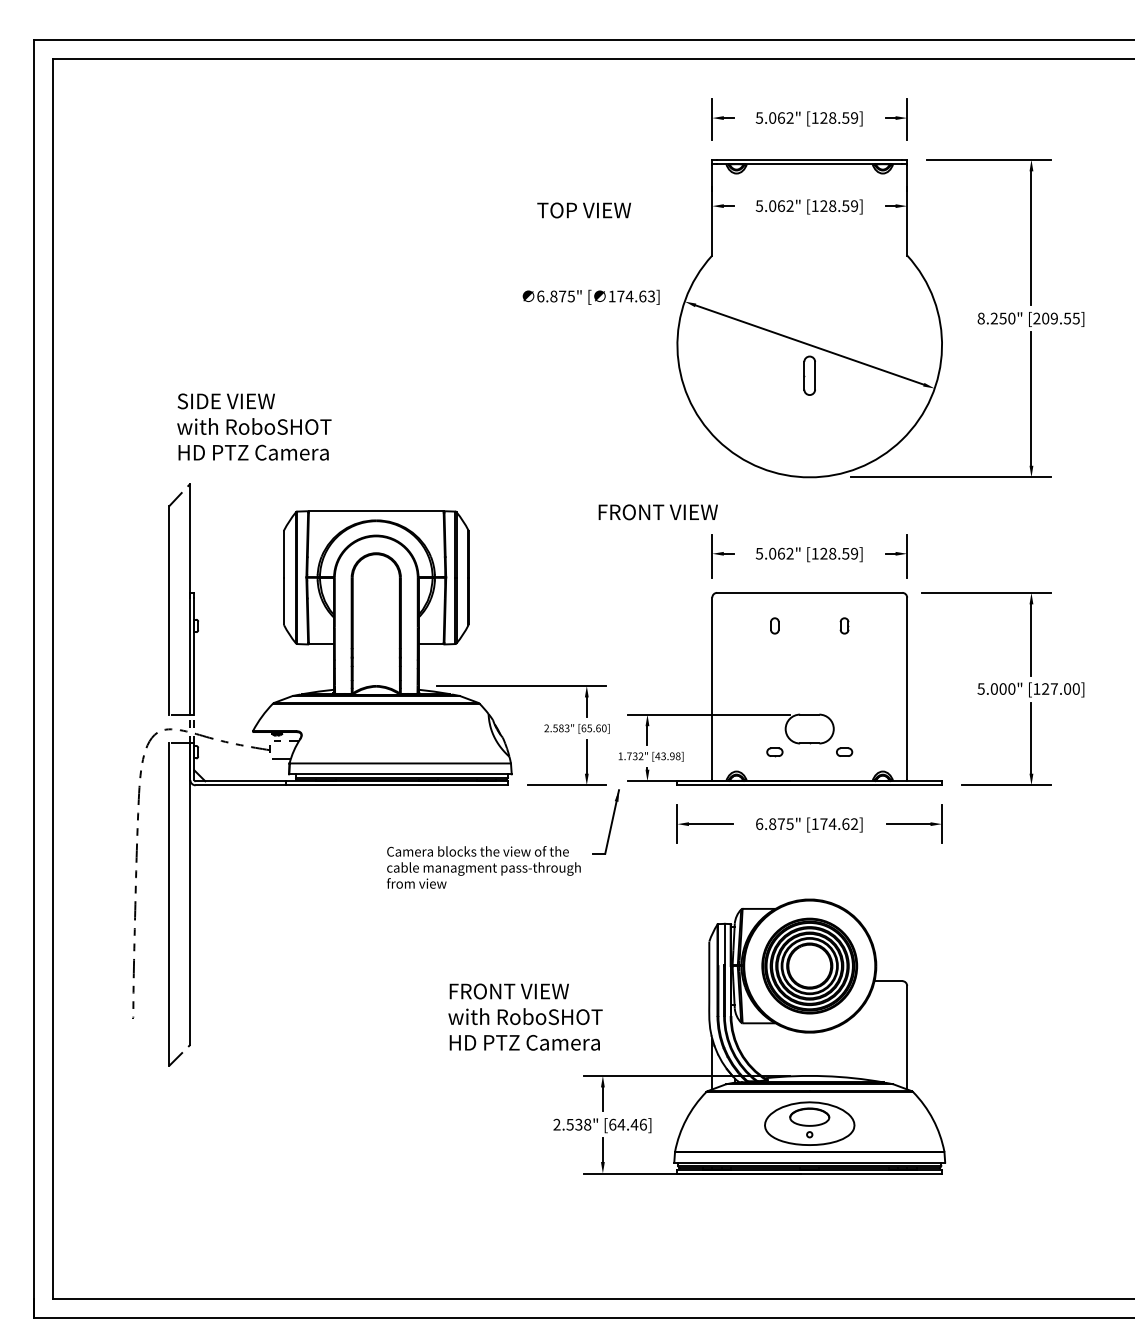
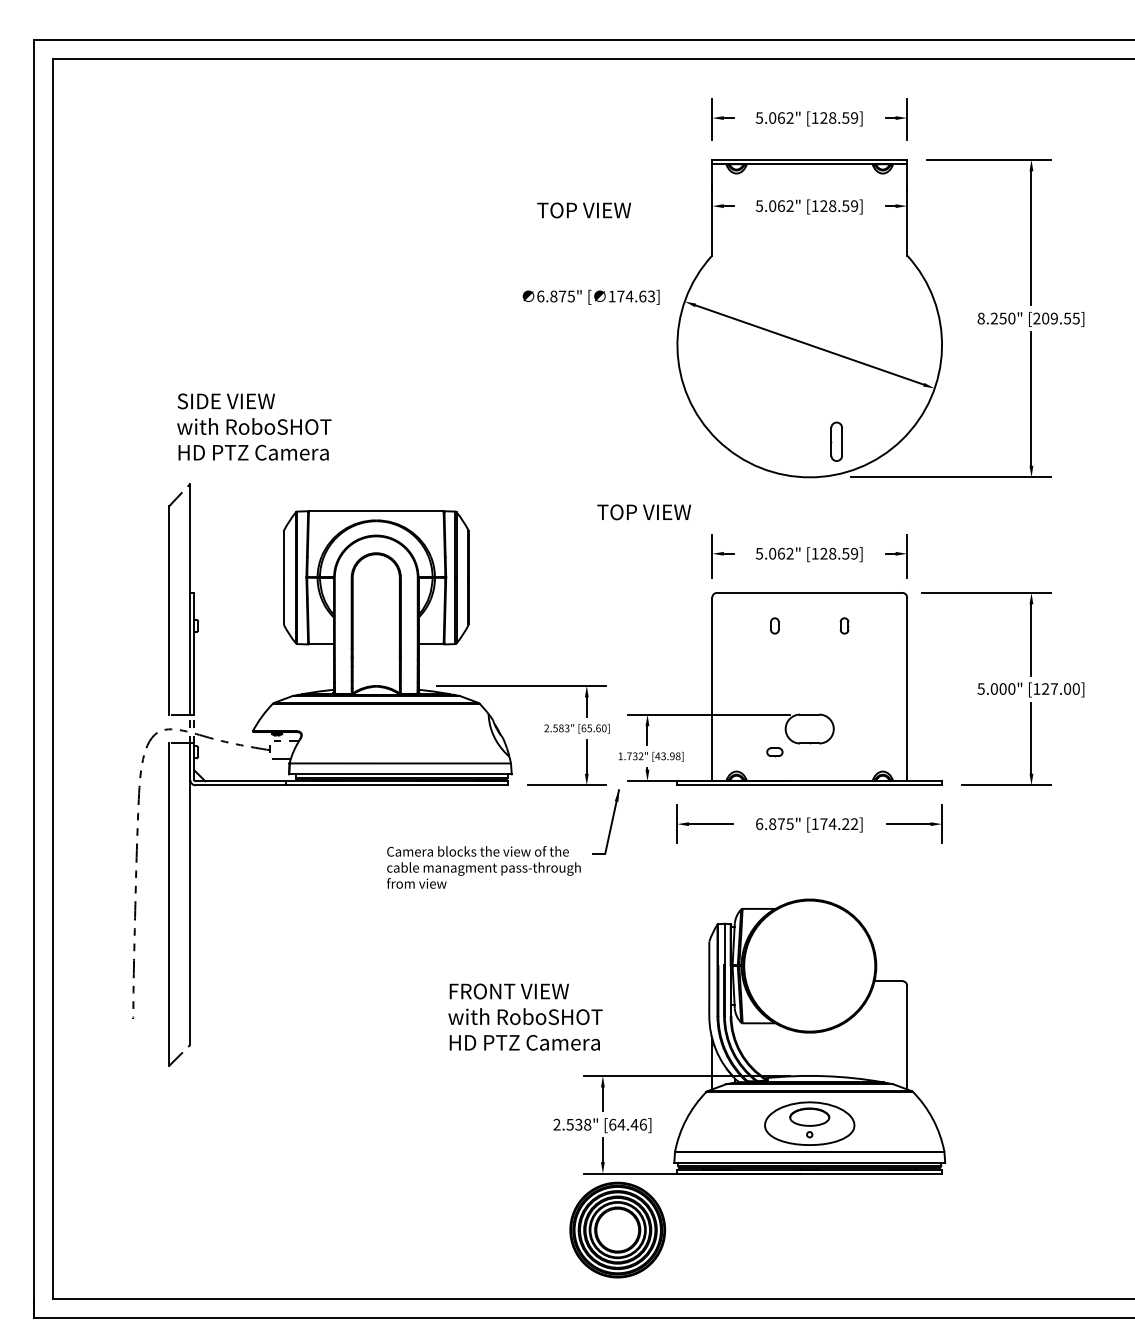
part position: (809, 375) -> (836, 441) (836, 441)
text: FRONT VIEW -> TOP VIEW (657, 512)
part: present -> none (844, 751)
text: [174.62] -> [174.22] (845, 824)
part position: (809, 965) -> (617, 1229) (617, 1229)
